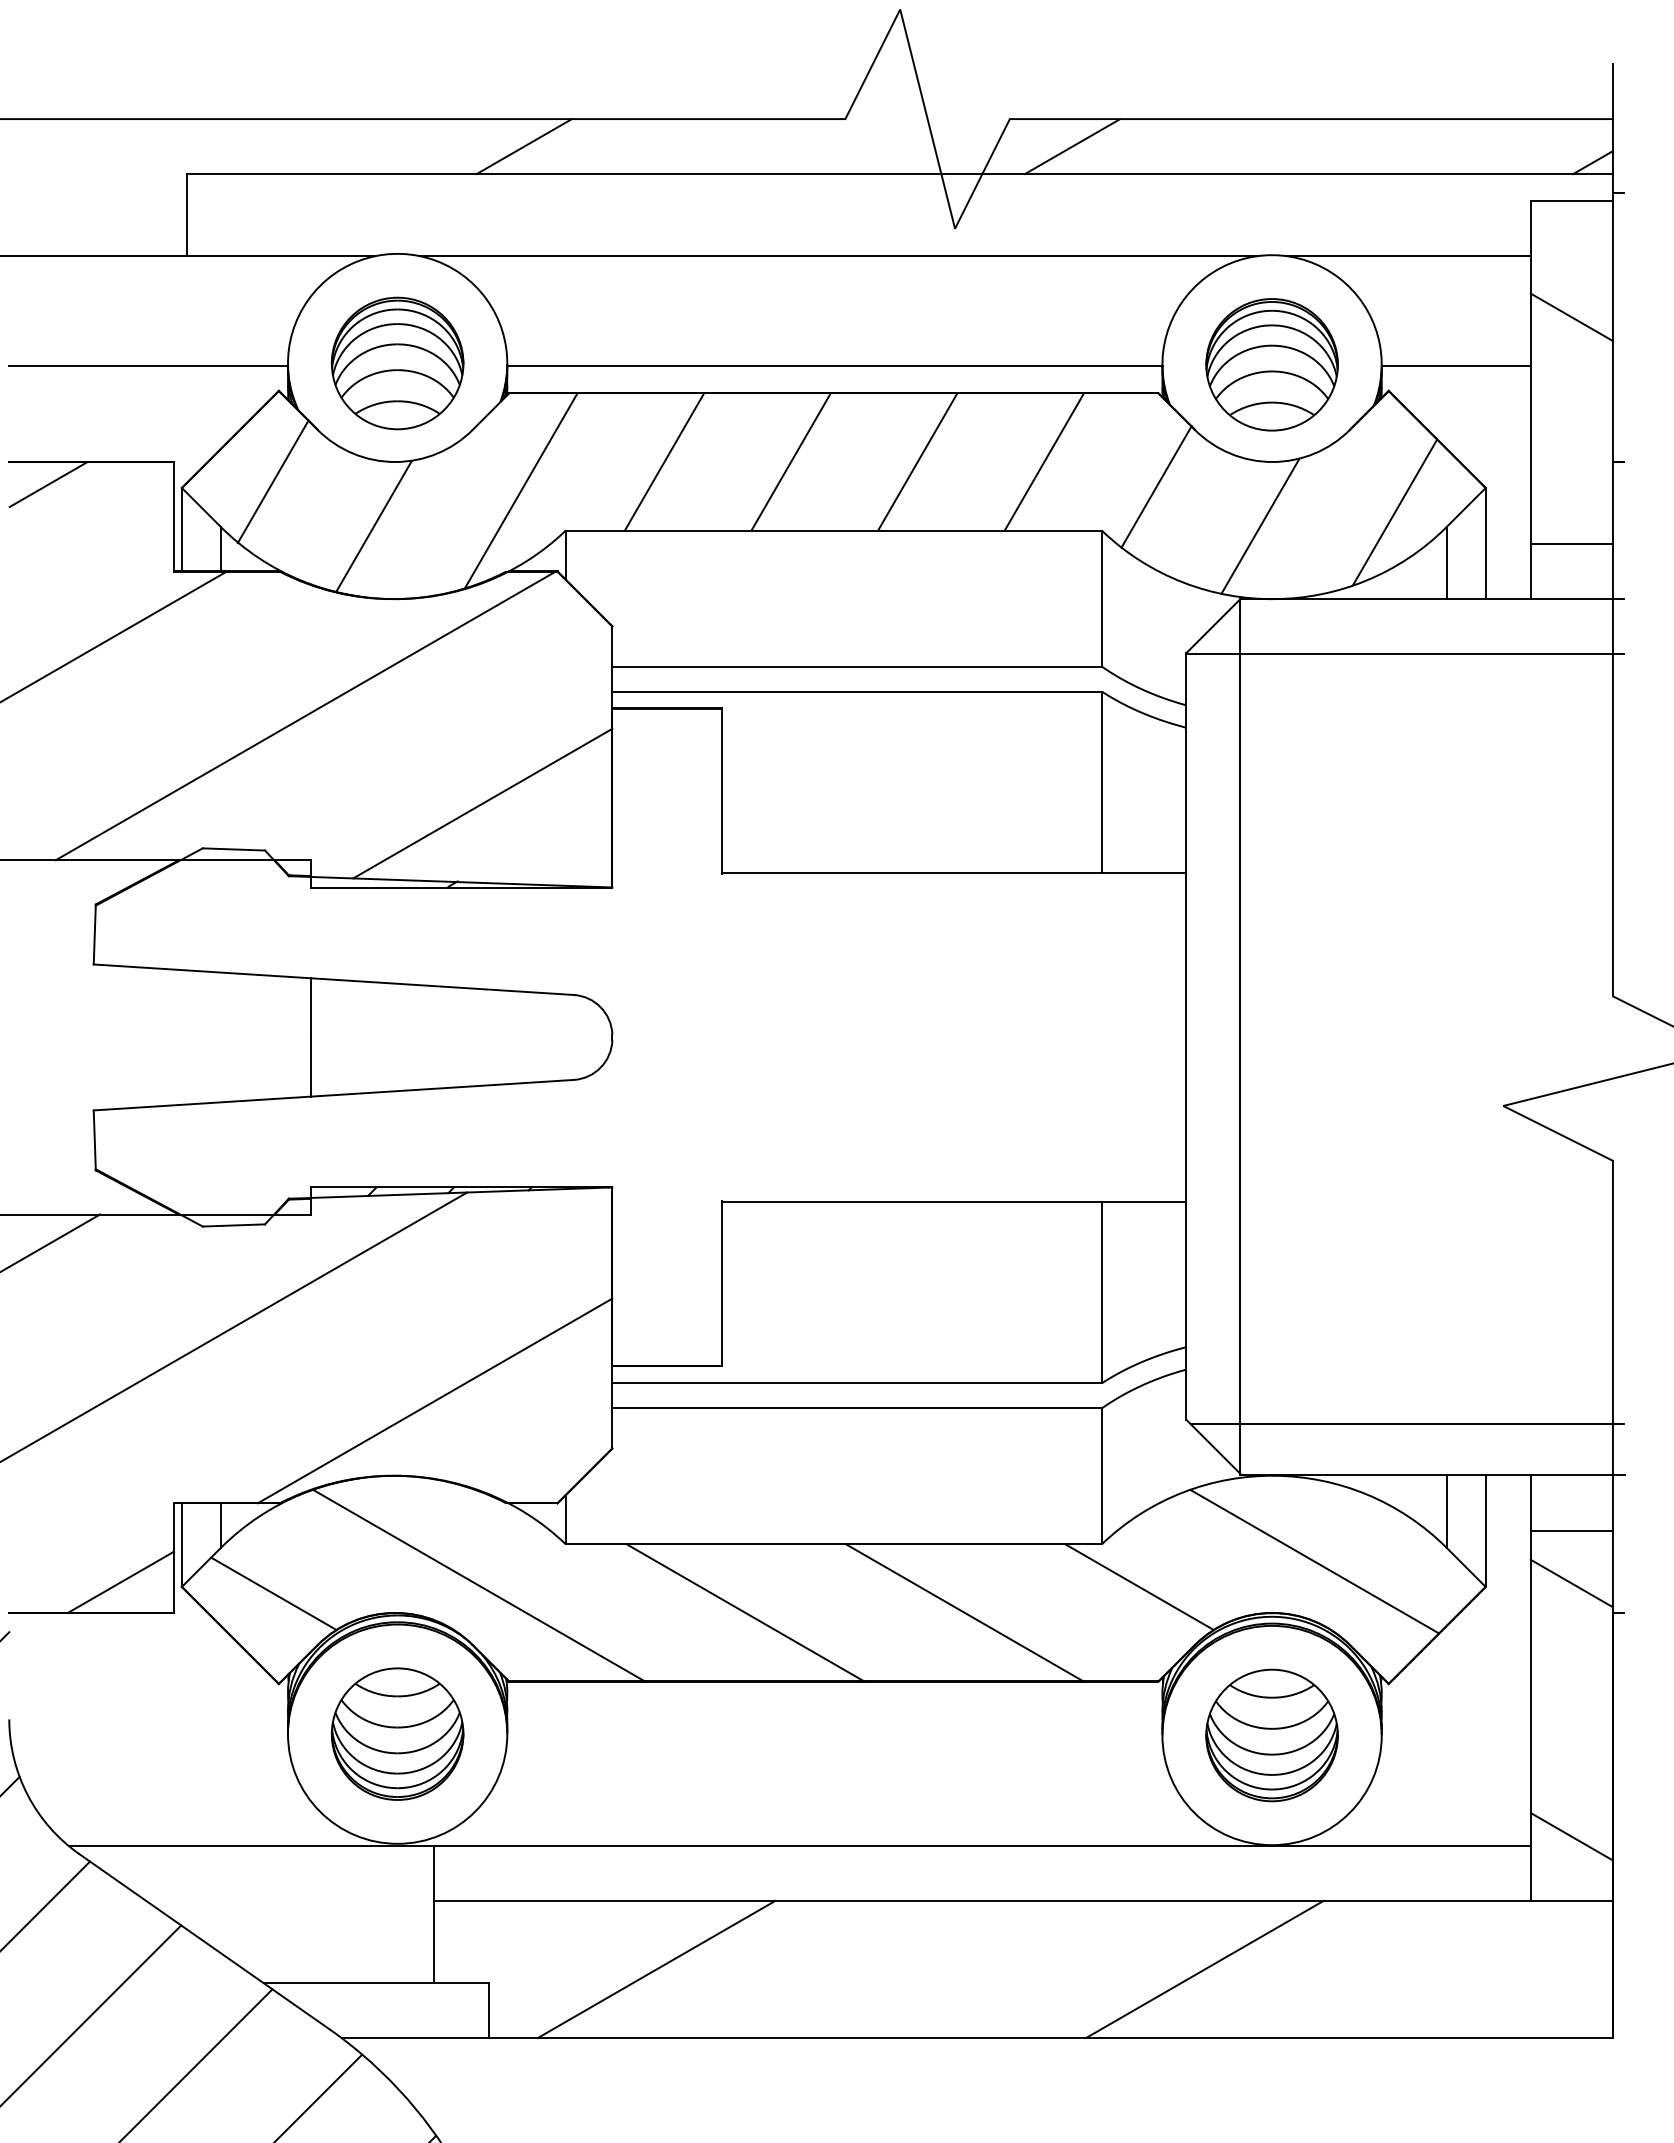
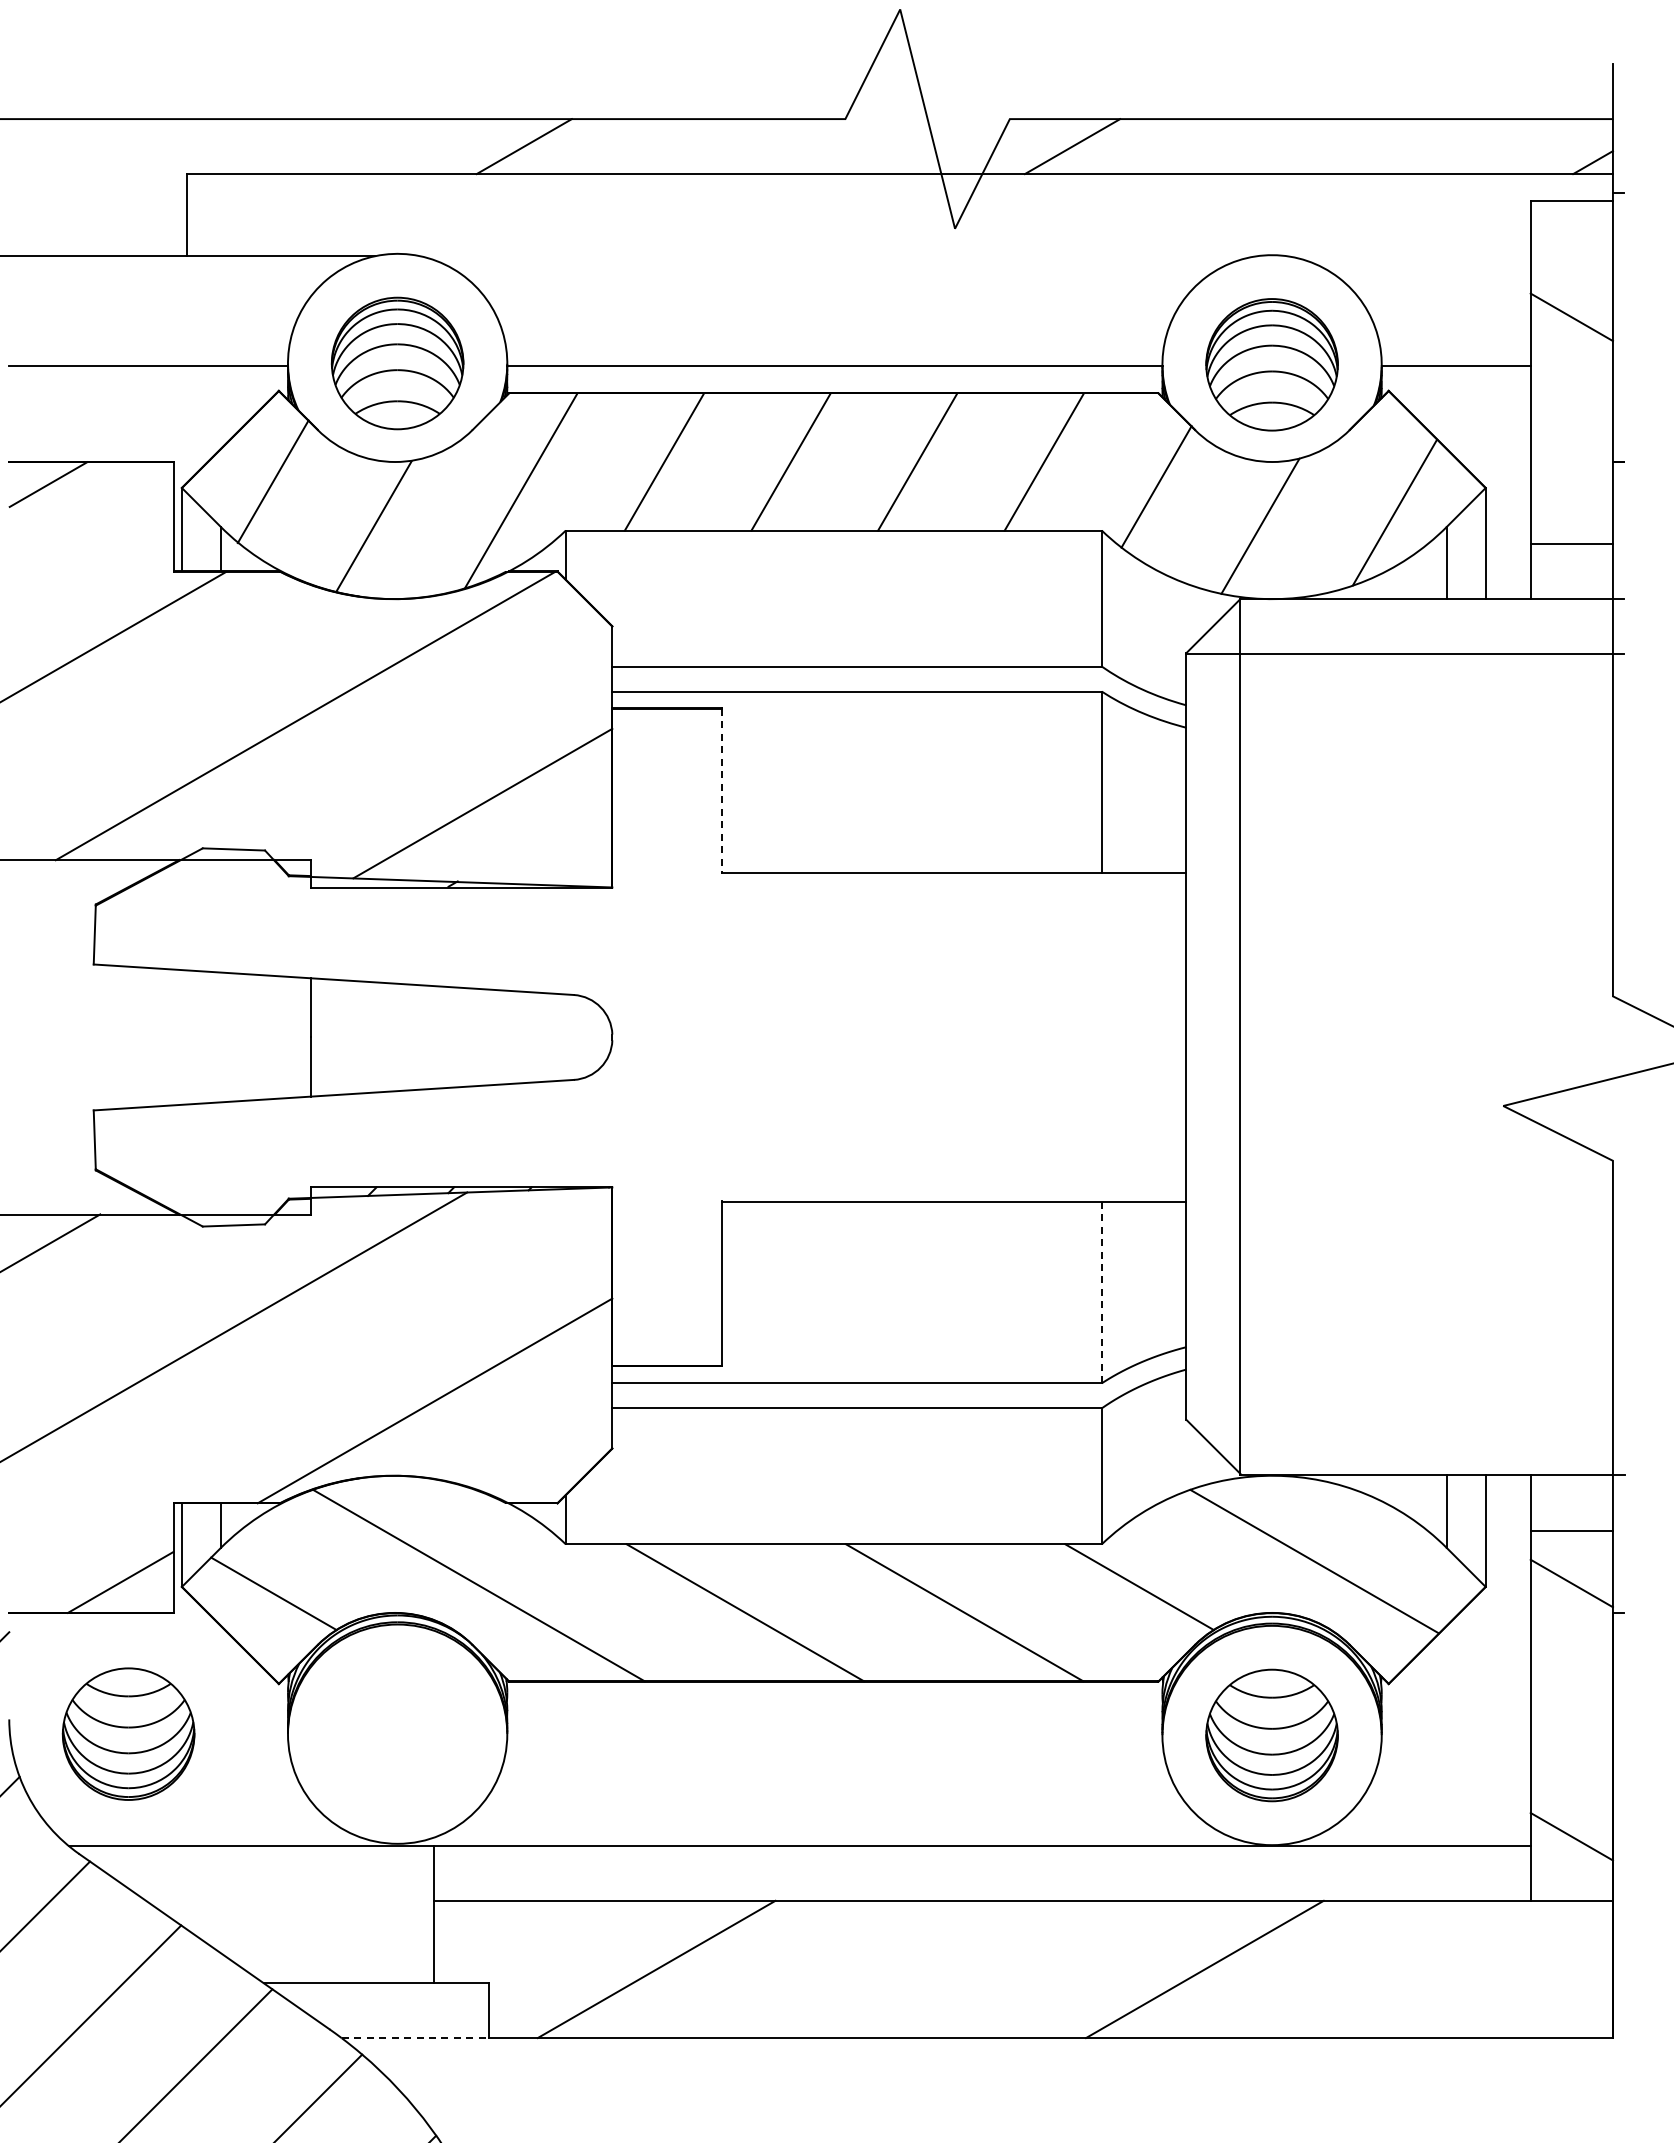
line: present -> none (838, 256)
line: present -> none (1408, 256)
line: solid -> dashed (722, 791)
line: solid -> dashed (1101, 1292)
line: present -> none (1406, 1424)
part position: (397, 1733) -> (128, 1733) (128, 1733)
line: solid -> dashed (415, 2038)
